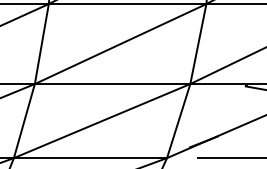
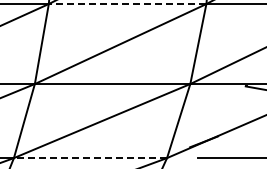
line: solid -> dashed (127, 4)
line: solid -> dashed (90, 158)
